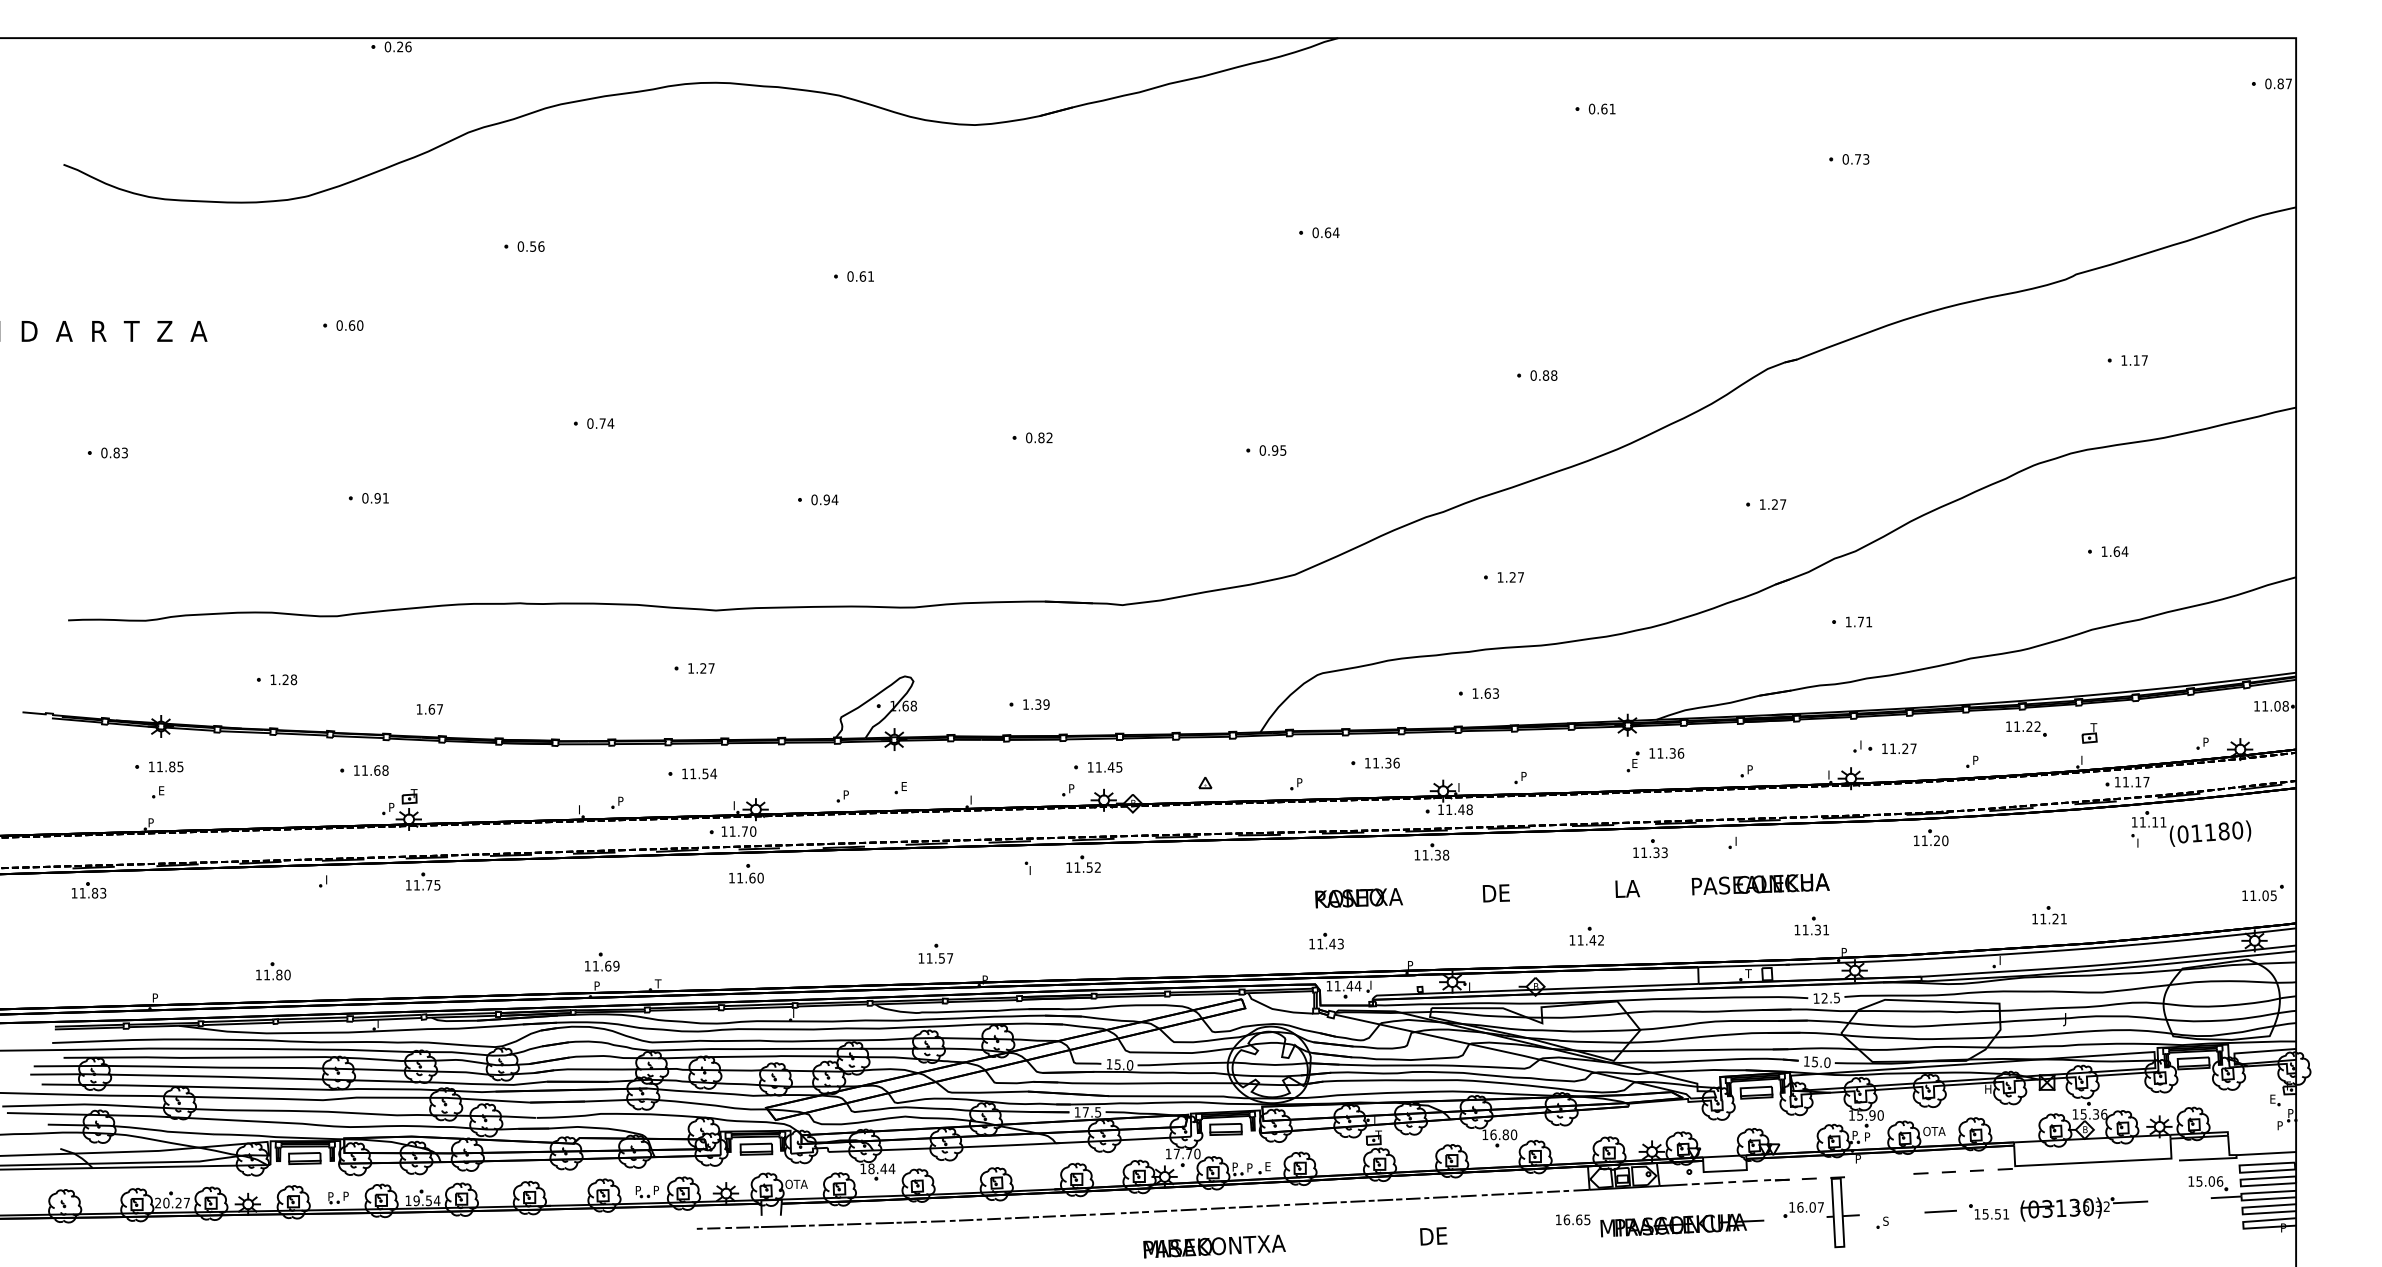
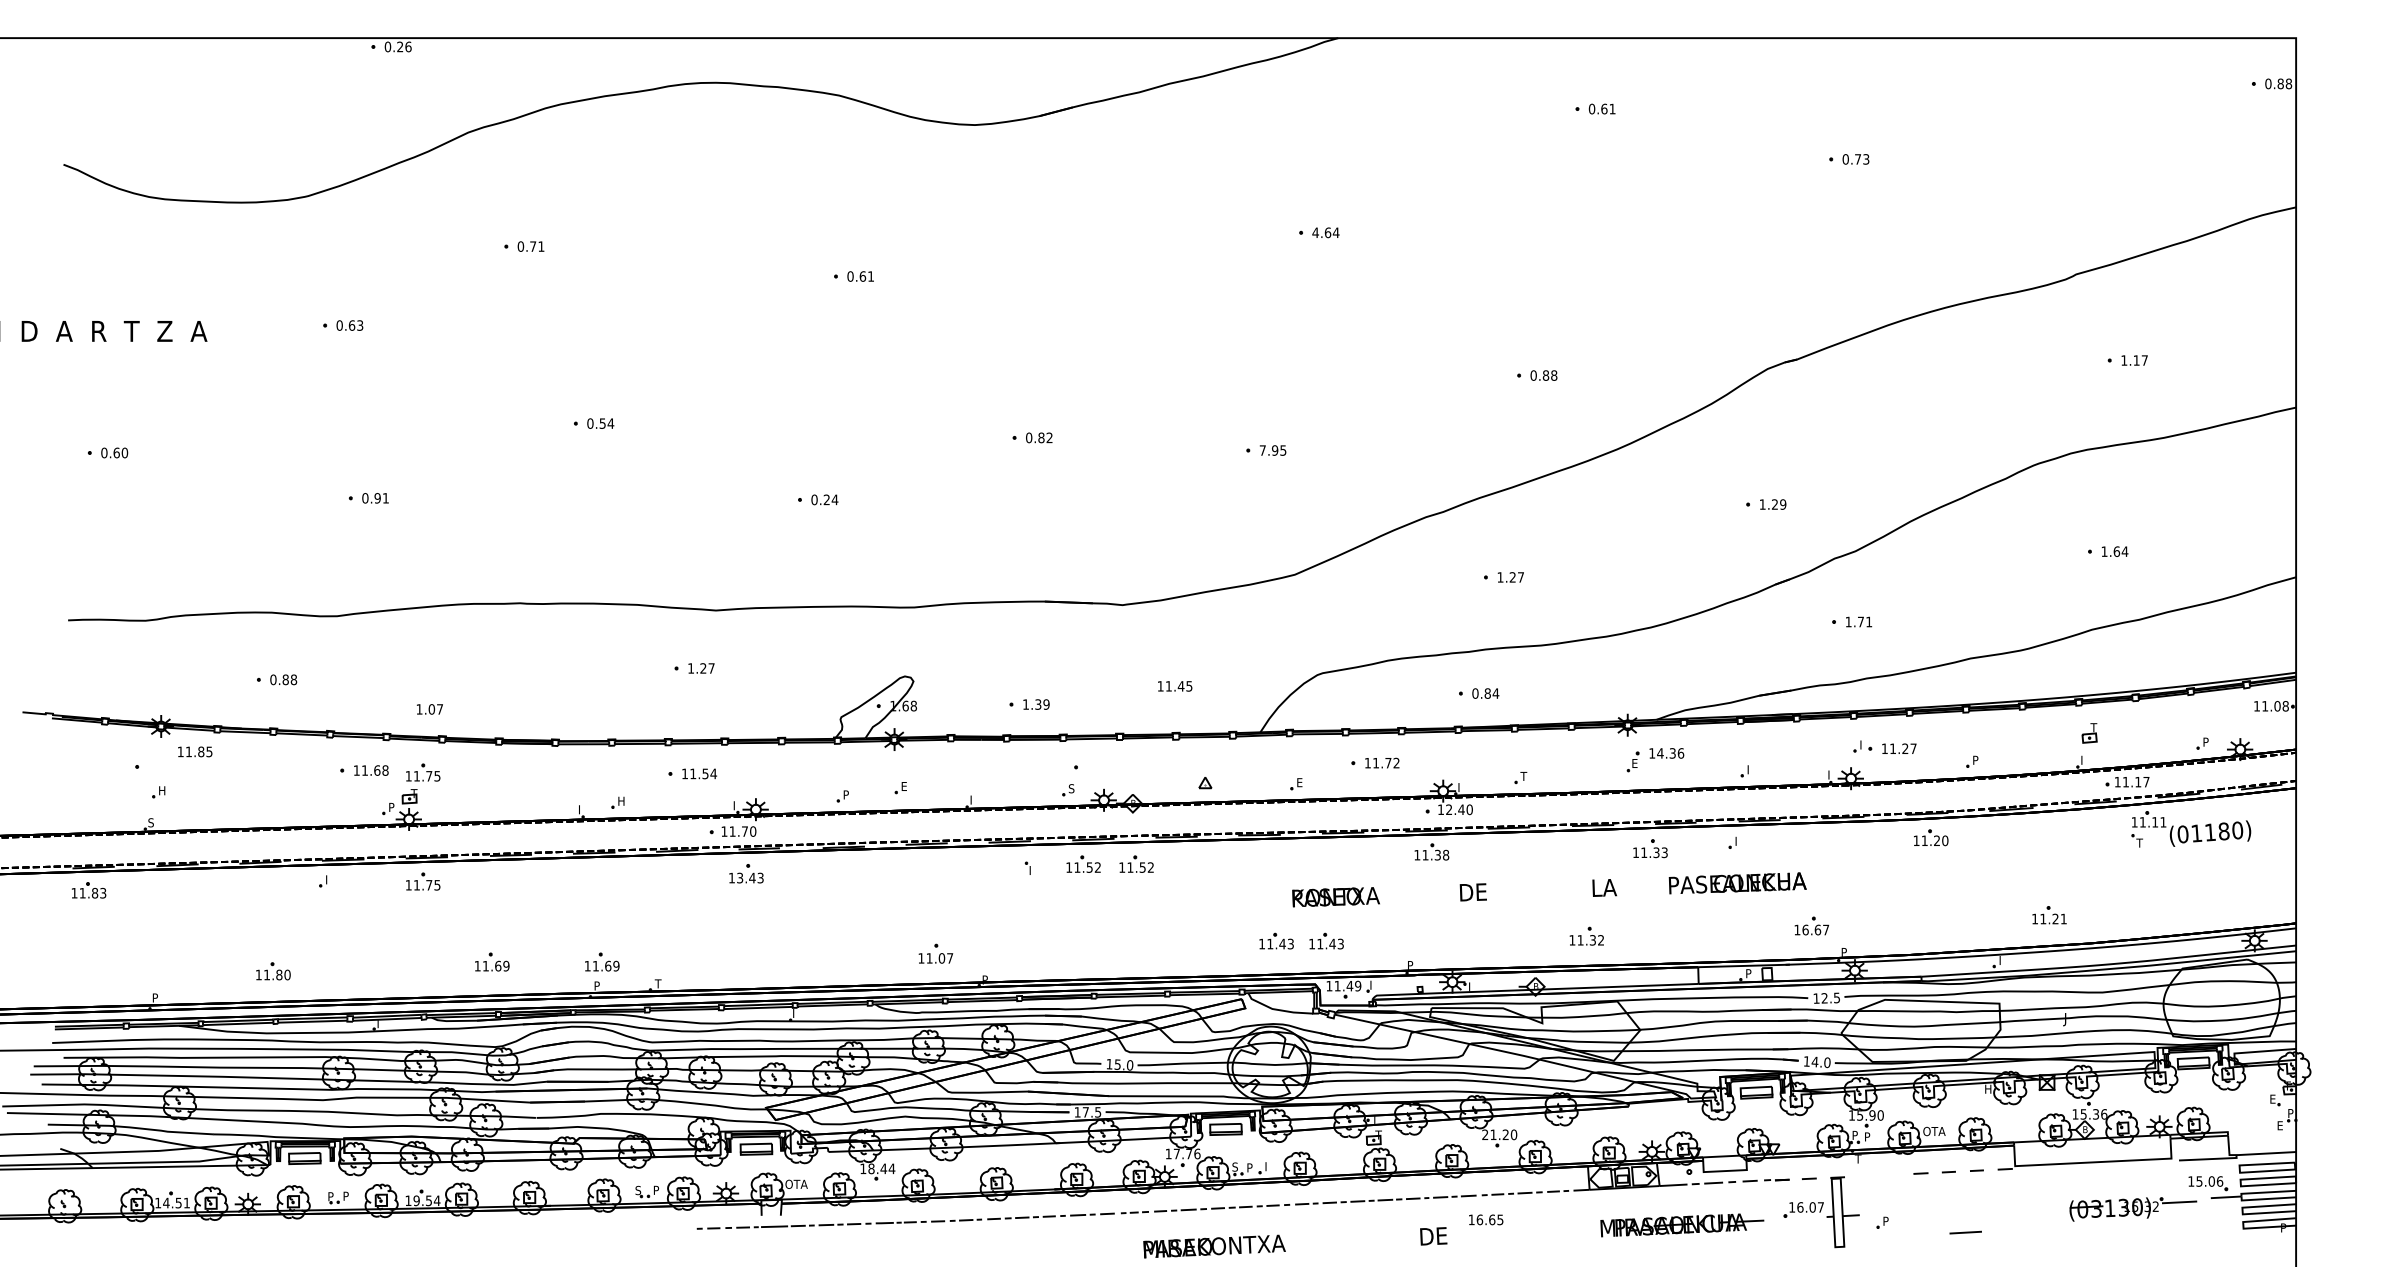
text: 0.87 -> 0.88 (2288, 83)
text: 0.64 -> 4.64 (1315, 232)
text: 0.56 -> 0.71 (537, 246)
text: 0.60 -> 0.63 (360, 325)
text: 0.74 -> 0.54 (602, 423)
text: 0.95 -> 7.95 (1262, 450)
text: 0.83 -> 0.60 (120, 452)
text: 0.94 -> 0.24 (826, 499)
text: 1.27 -> 1.29 (1783, 504)
text: 1.28 -> 0.88 (279, 679)
text: 1.63 -> 0.84 (1485, 693)
text: 1.67 -> 1.07 (431, 709)
part: present -> none (2026, 728)
text: 11.36 -> 14.36 (1660, 753)
text: 11.36 -> 11.72 (1392, 762)
text position: (166, 766) -> (195, 751) (195, 751)
text position: (1105, 767) -> (1175, 686) (1175, 686)
text: P -> I (1750, 767)
part: none -> present (423, 772)
text: P -> T (1523, 775)
text: P -> E (1300, 782)
text: P -> S (1071, 788)
text: E -> H (162, 790)
text: P -> H (621, 800)
text: 11.48 -> 12.40 (1459, 809)
text: P -> S (150, 822)
text: I -> T (2139, 842)
part: none -> present (1136, 863)
text: 11.60 -> 13.43 (750, 877)
text position: (1572, 890) -> (1549, 889) (1549, 889)
part: present -> none (2262, 892)
text: 11.31 -> 16.67 (1815, 929)
part: none -> present (1276, 940)
text: 11.42 -> 11.32 (1592, 940)
text: 11.57 -> 11.07 (941, 958)
part: none -> present (492, 961)
text: T -> P (1748, 973)
text: 11.44 -> 11.49 (1357, 985)
text: 15.0 -> 14.0 (1814, 1061)
text: P -> E (2280, 1125)
text: 16.80 -> 21.20 (1495, 1134)
text: 17.70 -> 17.76 (1197, 1153)
text: P -> T (1857, 1158)
text: P -> S (1234, 1166)
text: E -> I (1268, 1166)
text: P -> S (638, 1190)
text: 20.27 -> 14.51 (172, 1202)
part position: (2084, 1209) -> (2133, 1209) (2133, 1209)
line position: (1940, 1211) -> (1965, 1232) (1965, 1232)
part: present -> none (1988, 1211)
text position: (1573, 1219) -> (1486, 1219) (1486, 1219)
text: S -> P (1885, 1220)
